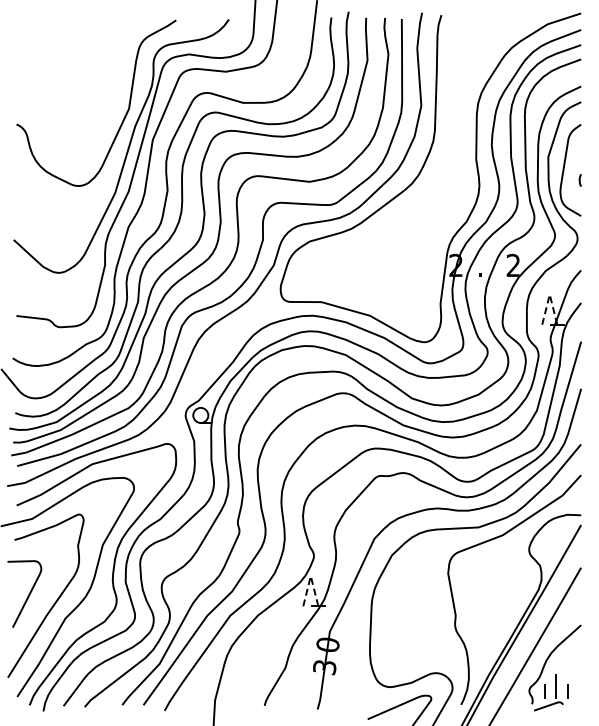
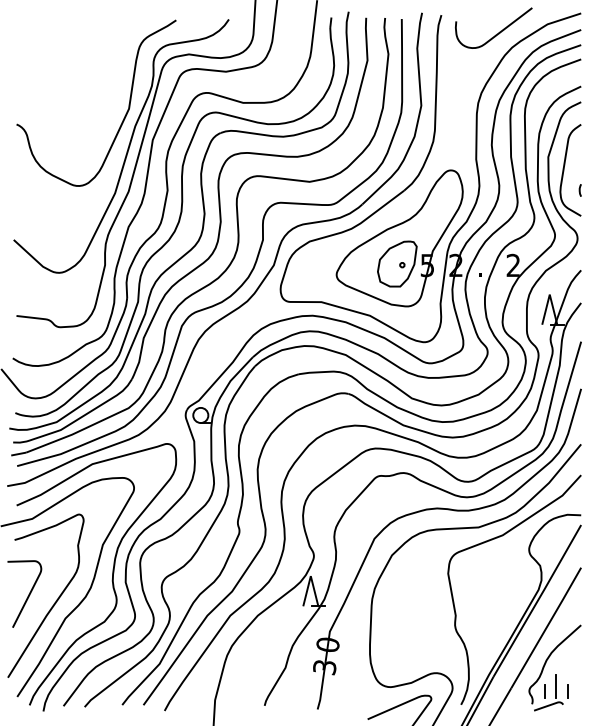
curve: none -> present (498, 32)
curve position: (579, 180) -> (579, 190) (579, 190)
part: none -> present (399, 238)
line: dashed -> solid (549, 294)
line: dashed -> solid (310, 576)
